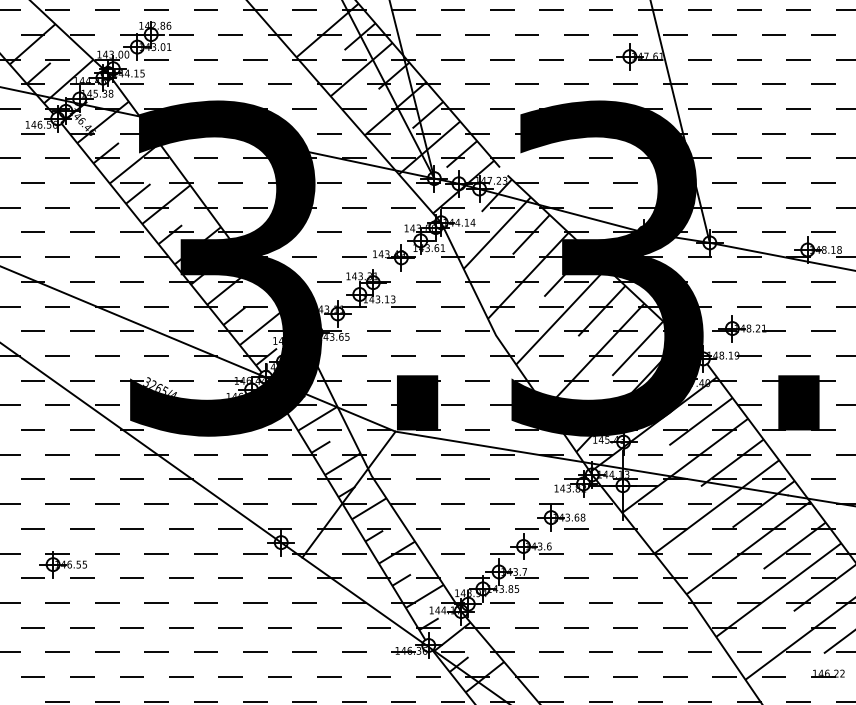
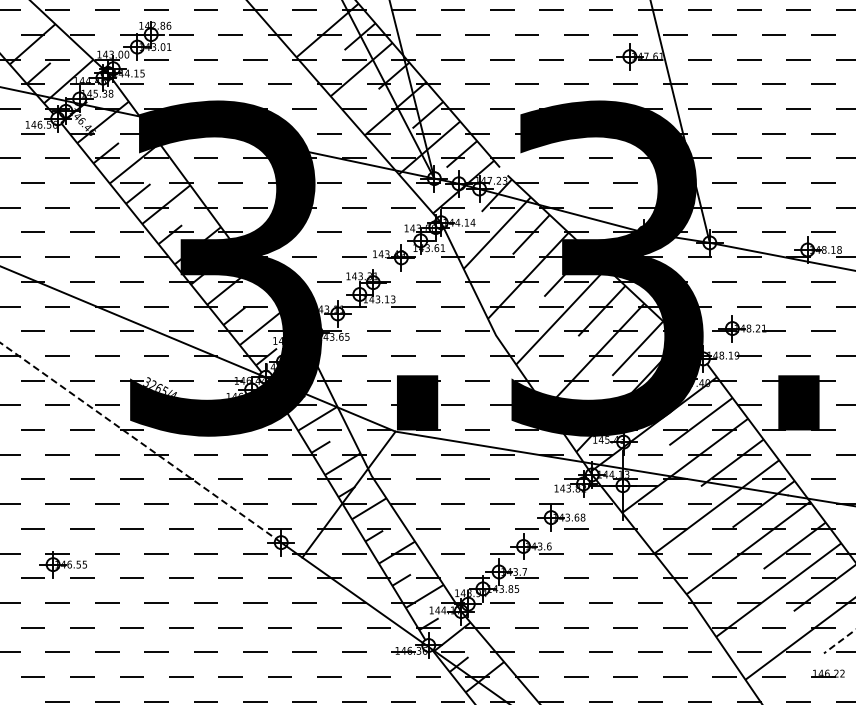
line: solid -> dashed (140, 442)
line: solid -> dashed (839, 641)
